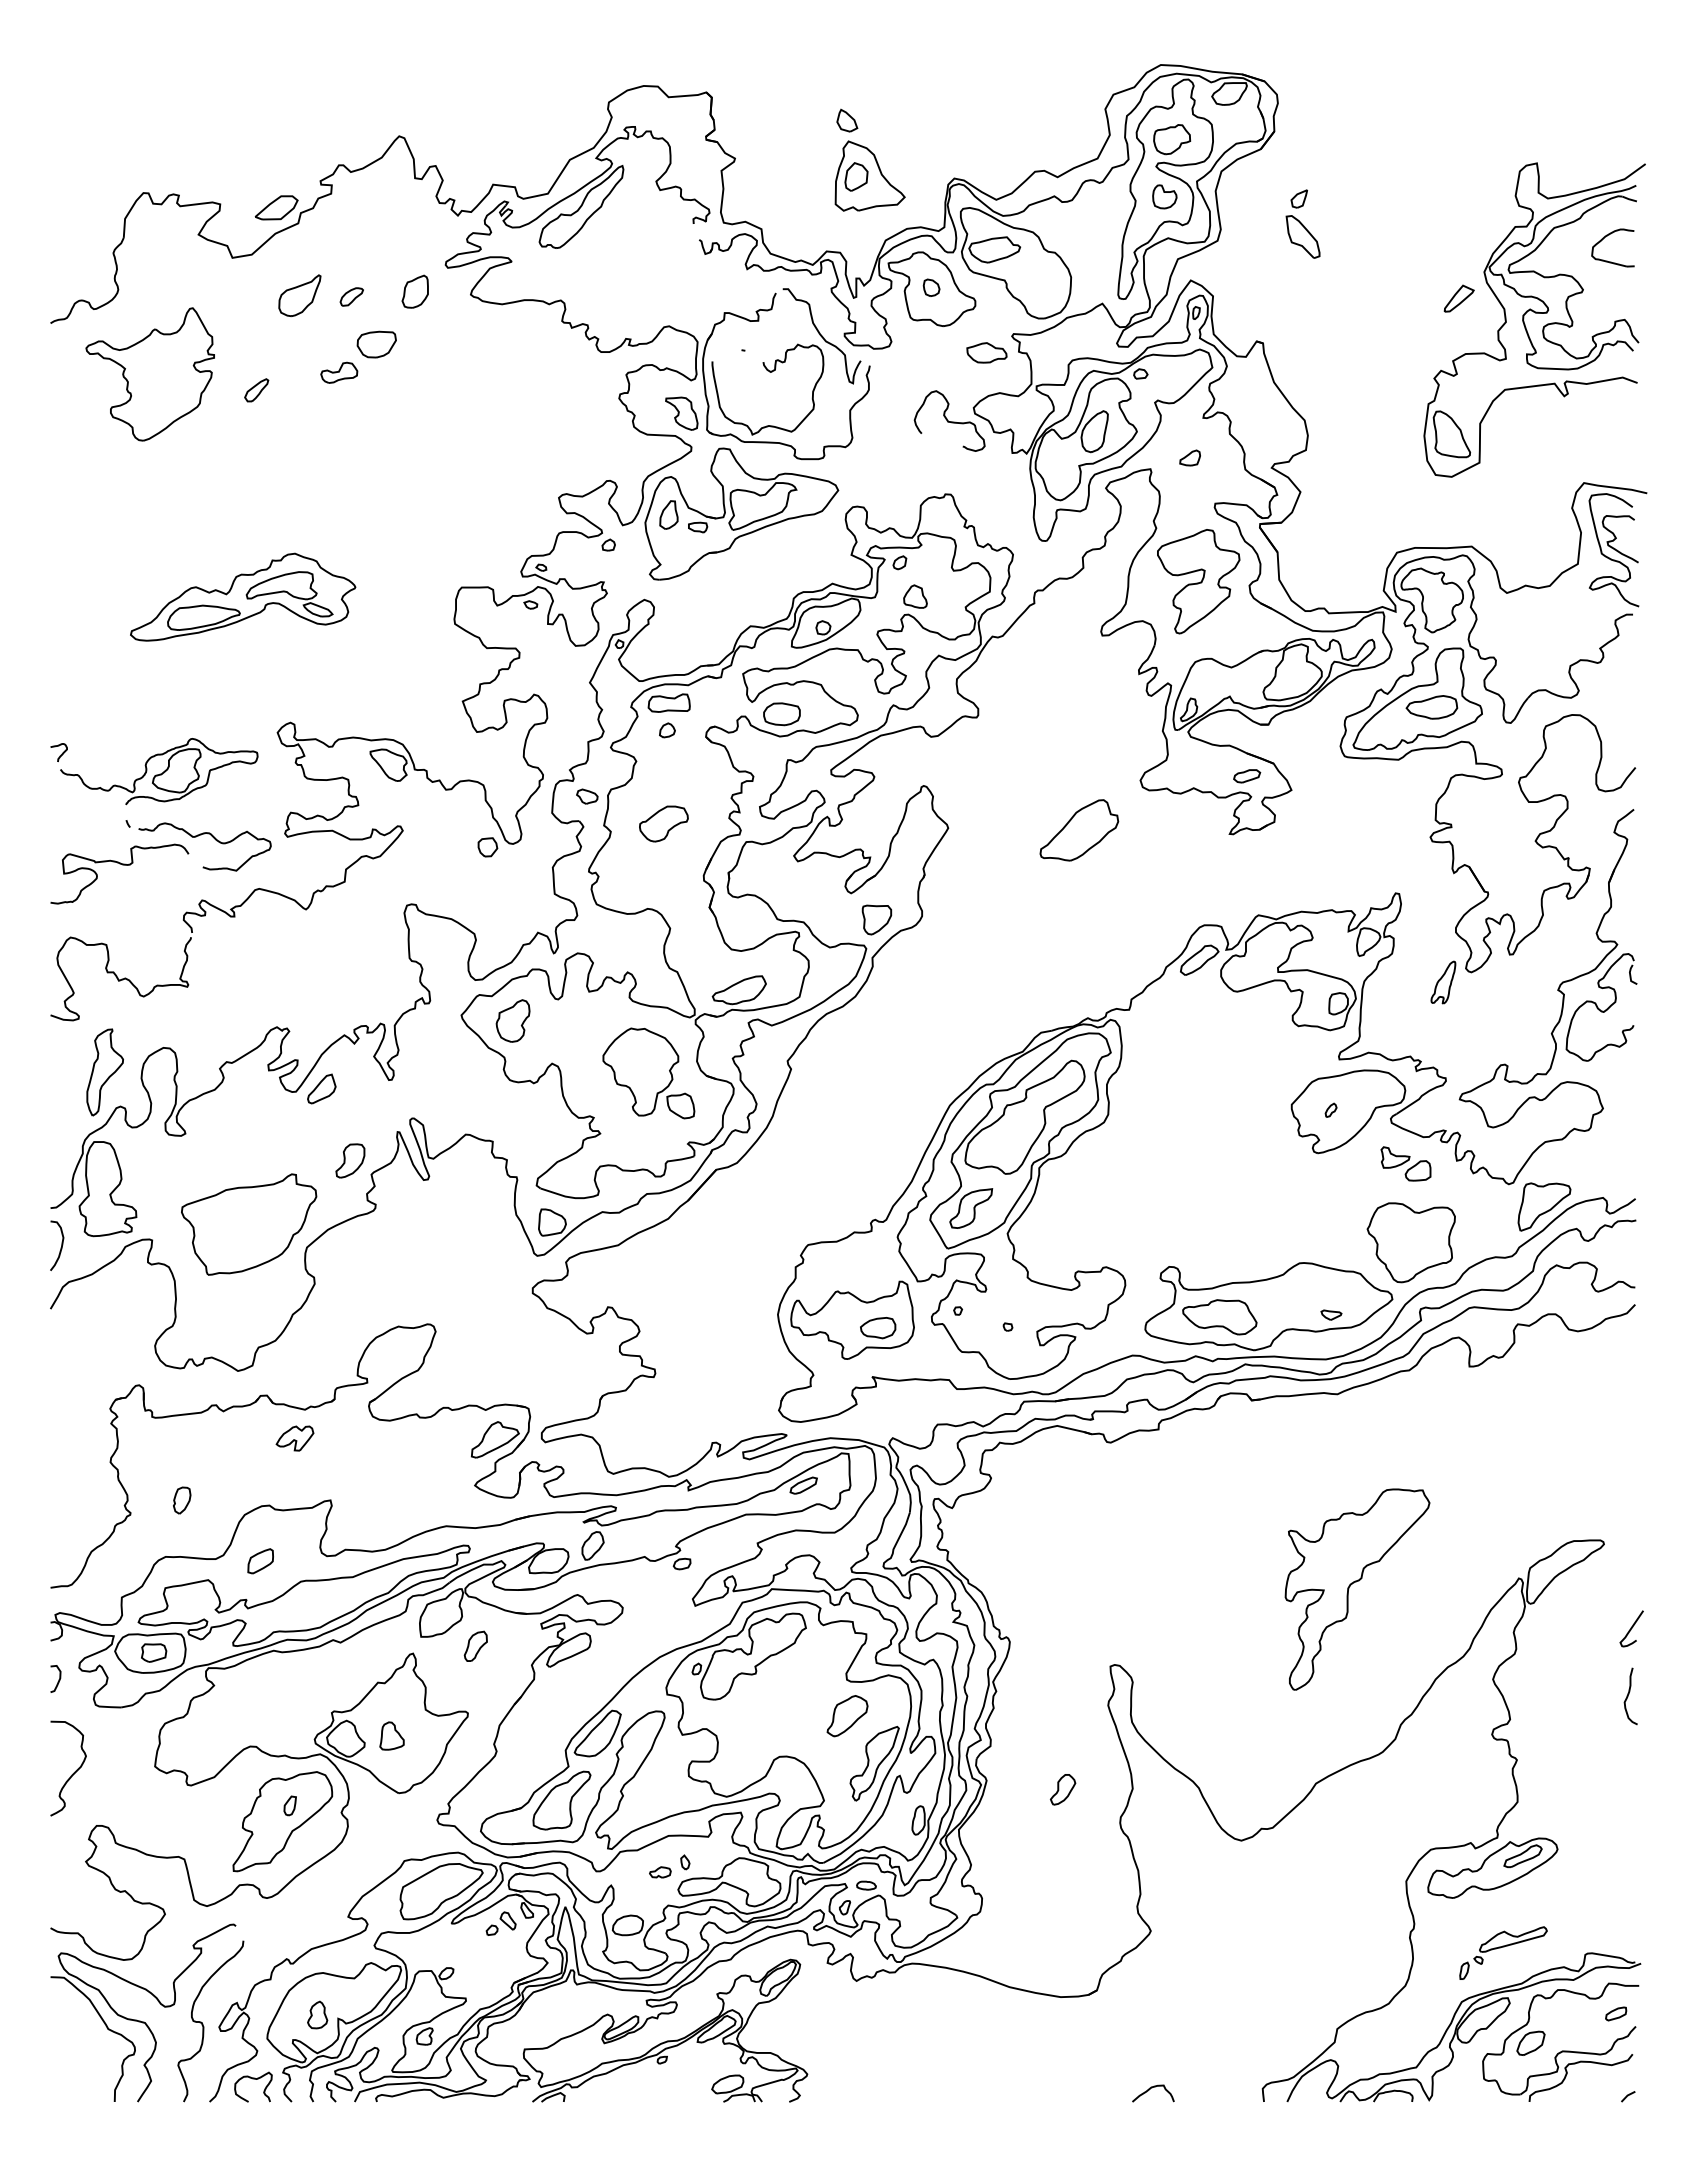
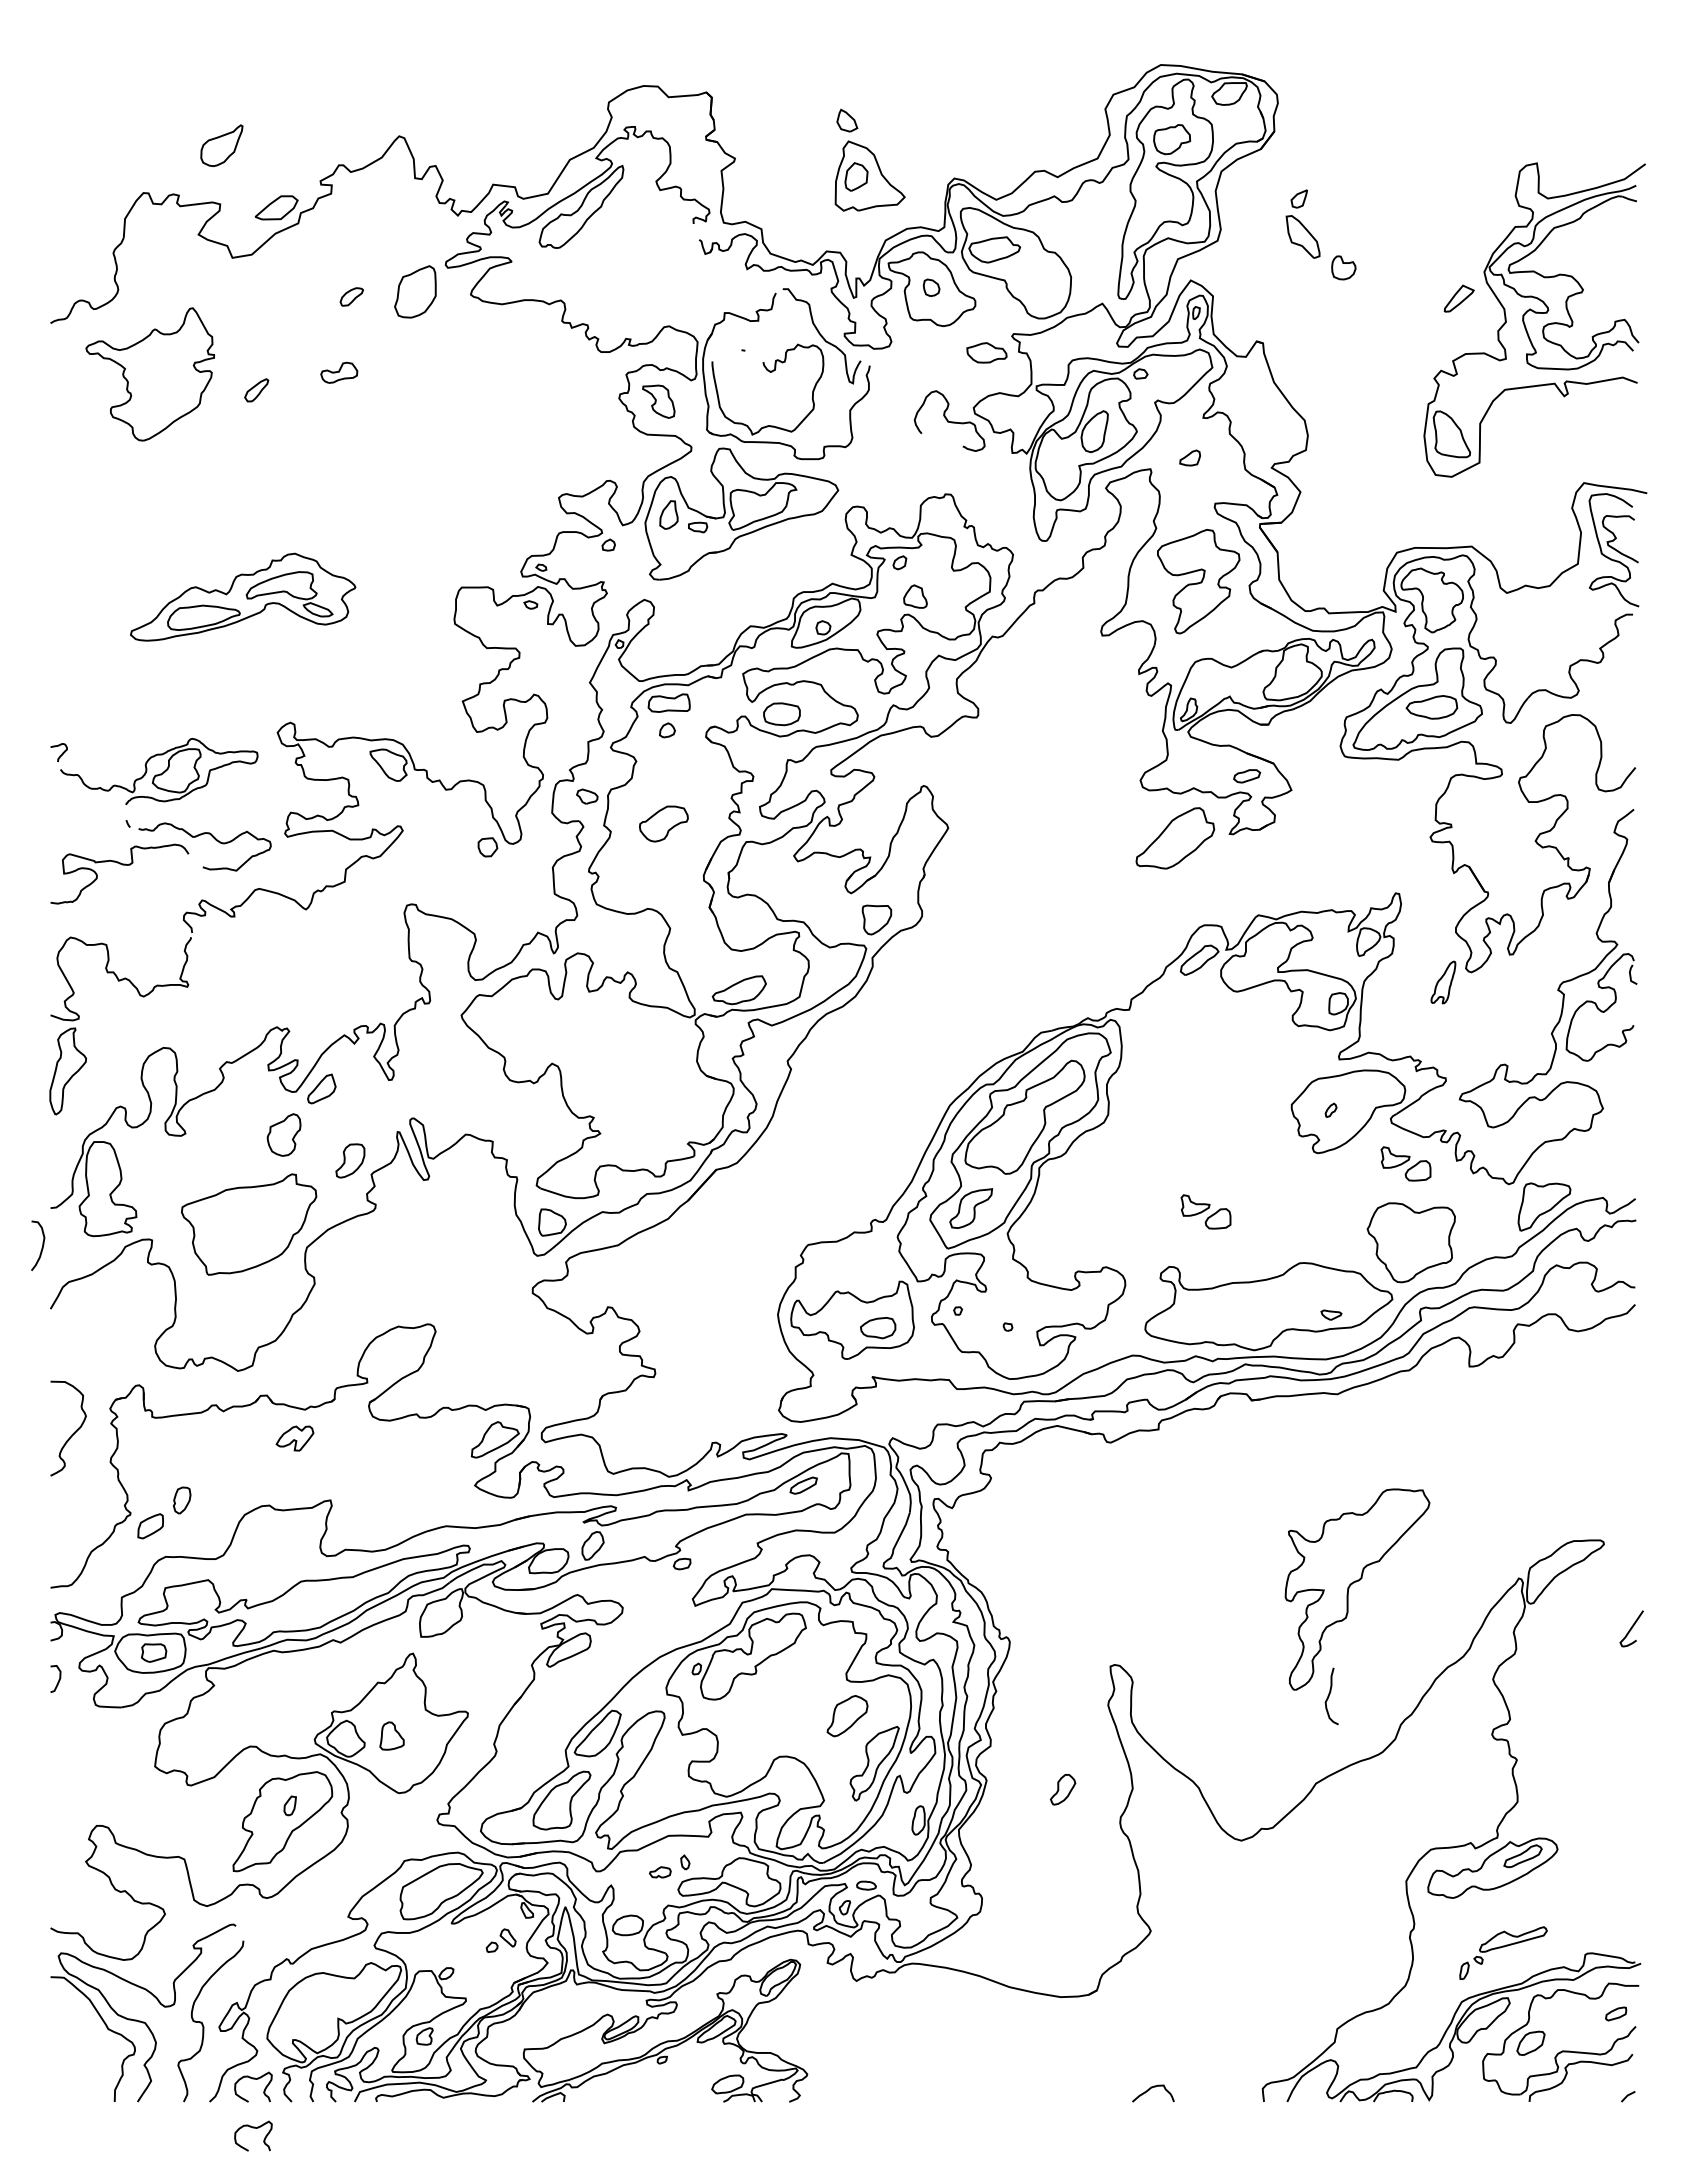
part position: (1164, 196) -> (1343, 267) (1343, 267)
part: present -> none (1604, 238)
part size: 28x35 px -> 43x54 px (415, 291)
part position: (299, 295) -> (221, 145) (221, 145)
part: present -> none (376, 344)
part position: (681, 413) -> (658, 401) (658, 401)
part position: (1079, 830) -> (1175, 838) (1175, 838)
part position: (512, 1020) -> (283, 1134) (283, 1134)
part position: (104, 1072) -> (67, 1071) (67, 1071)
part: present -> none (648, 1073)
part: none -> present (1205, 1211)
curve position: (60, 1247) -> (41, 1247) (41, 1247)
part: present -> none (1219, 1317)
part position: (260, 1561) -> (150, 1526) (150, 1526)
part: present -> none (475, 1645)
curve position: (1628, 1696) -> (1329, 1696) (1329, 1696)
curve position: (73, 1772) -> (73, 1432) (73, 1432)
part position: (500, 1923) -> (500, 1940) (500, 1940)
part: present -> none (317, 2014)
curve: none -> present (253, 2128)
